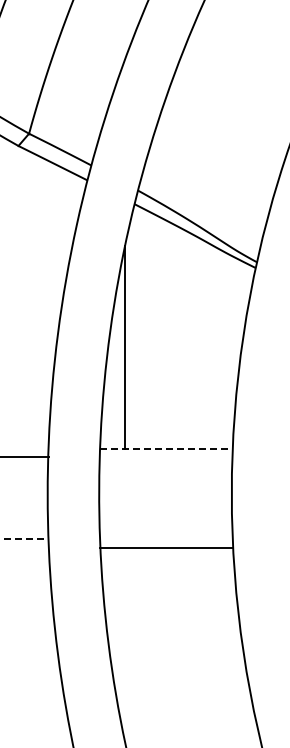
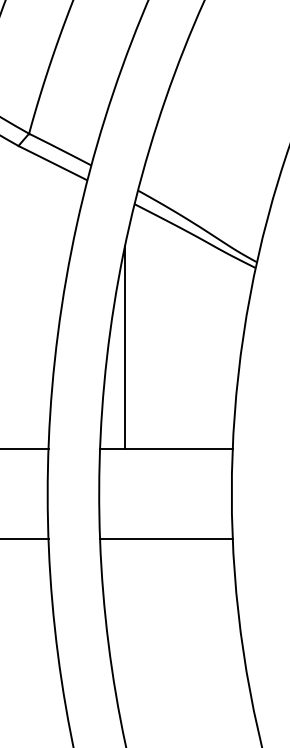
line: dashed -> solid (166, 448)
line position: (25, 456) -> (25, 448) (25, 448)
line: dashed -> solid (24, 538)
line position: (166, 547) -> (166, 538) (166, 538)
